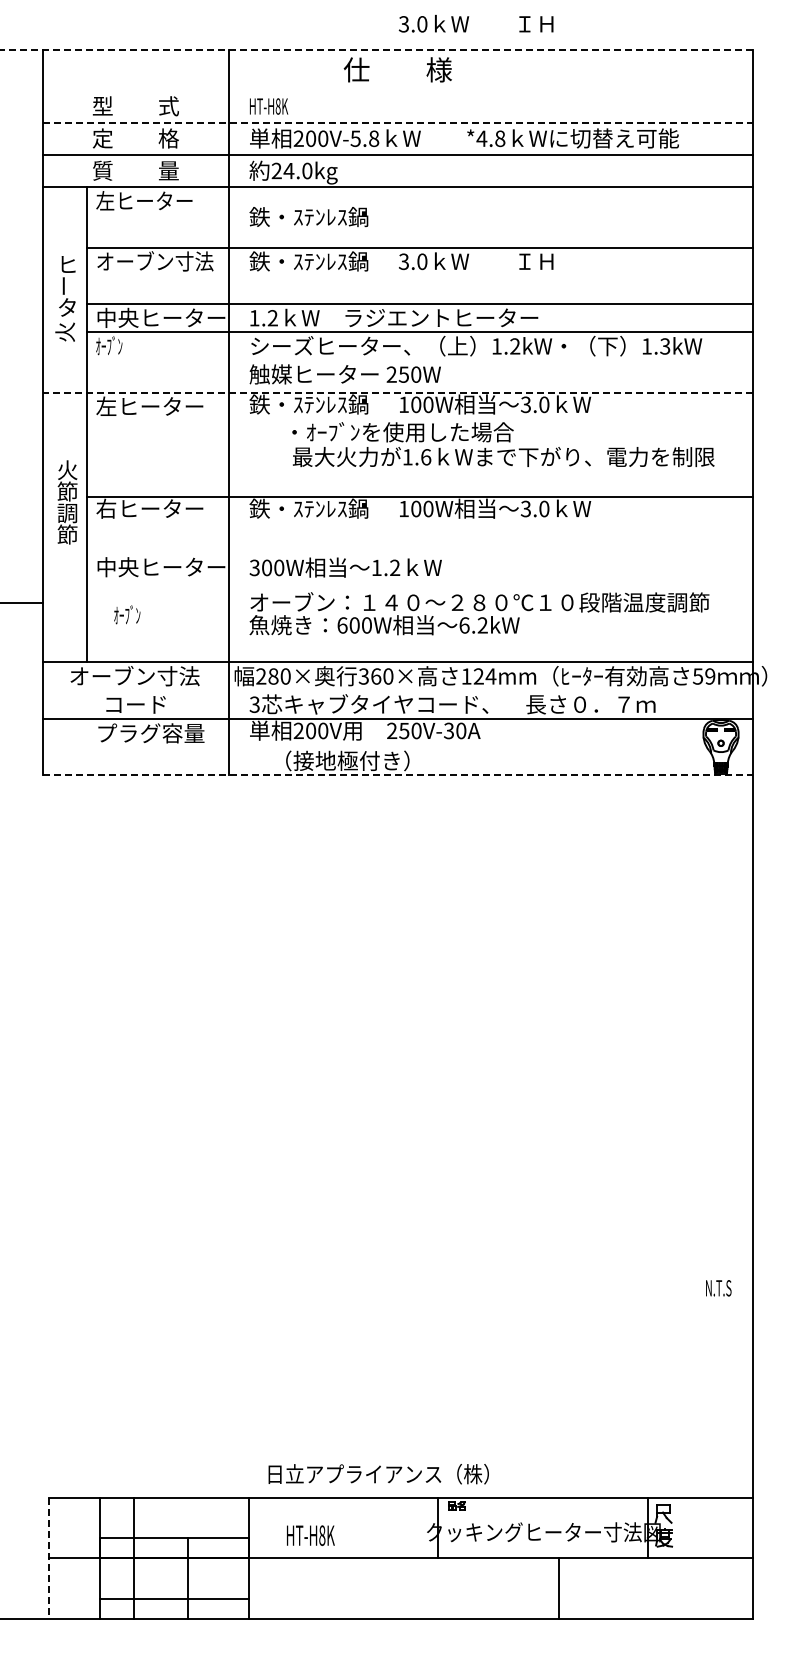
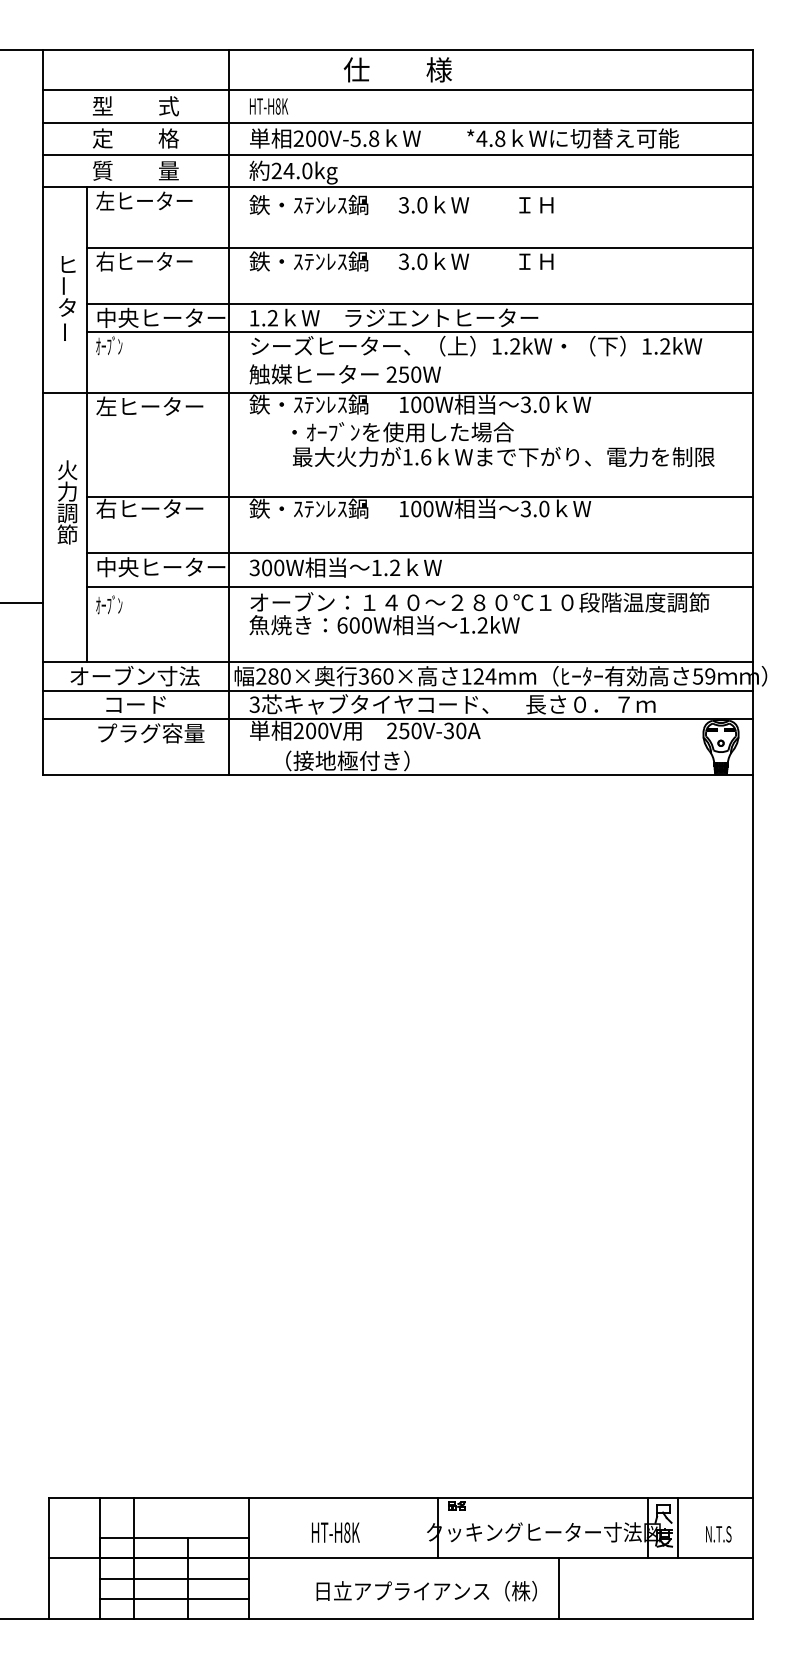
text position: (475, 23) -> (475, 204) (475, 204)
line: dashed -> solid (376, 50)
line: none -> present (397, 90)
line: dashed -> solid (397, 122)
text position: (308, 217) -> (308, 205) (308, 205)
text: オーブン寸法 -> 右ヒーター (154, 261)
text: 火 -> ー (64, 331)
text: 1.3kW -> 1.2kW (665, 346)
line: dashed -> solid (397, 392)
text: 節 -> 力 (67, 491)
line: none -> present (419, 553)
line: none -> present (419, 587)
text position: (127, 614) -> (109, 604) (109, 604)
text: 6.2kW -> 1.2kW (464, 625)
line: none -> present (397, 690)
line: dashed -> solid (397, 775)
text position: (718, 1288) -> (718, 1534) (718, 1534)
text position: (378, 1474) -> (426, 1591) (426, 1591)
line: none -> present (678, 1527)
text position: (310, 1535) -> (335, 1532) (335, 1532)
line: dashed -> solid (49, 1558)
line: none -> present (173, 1578)
